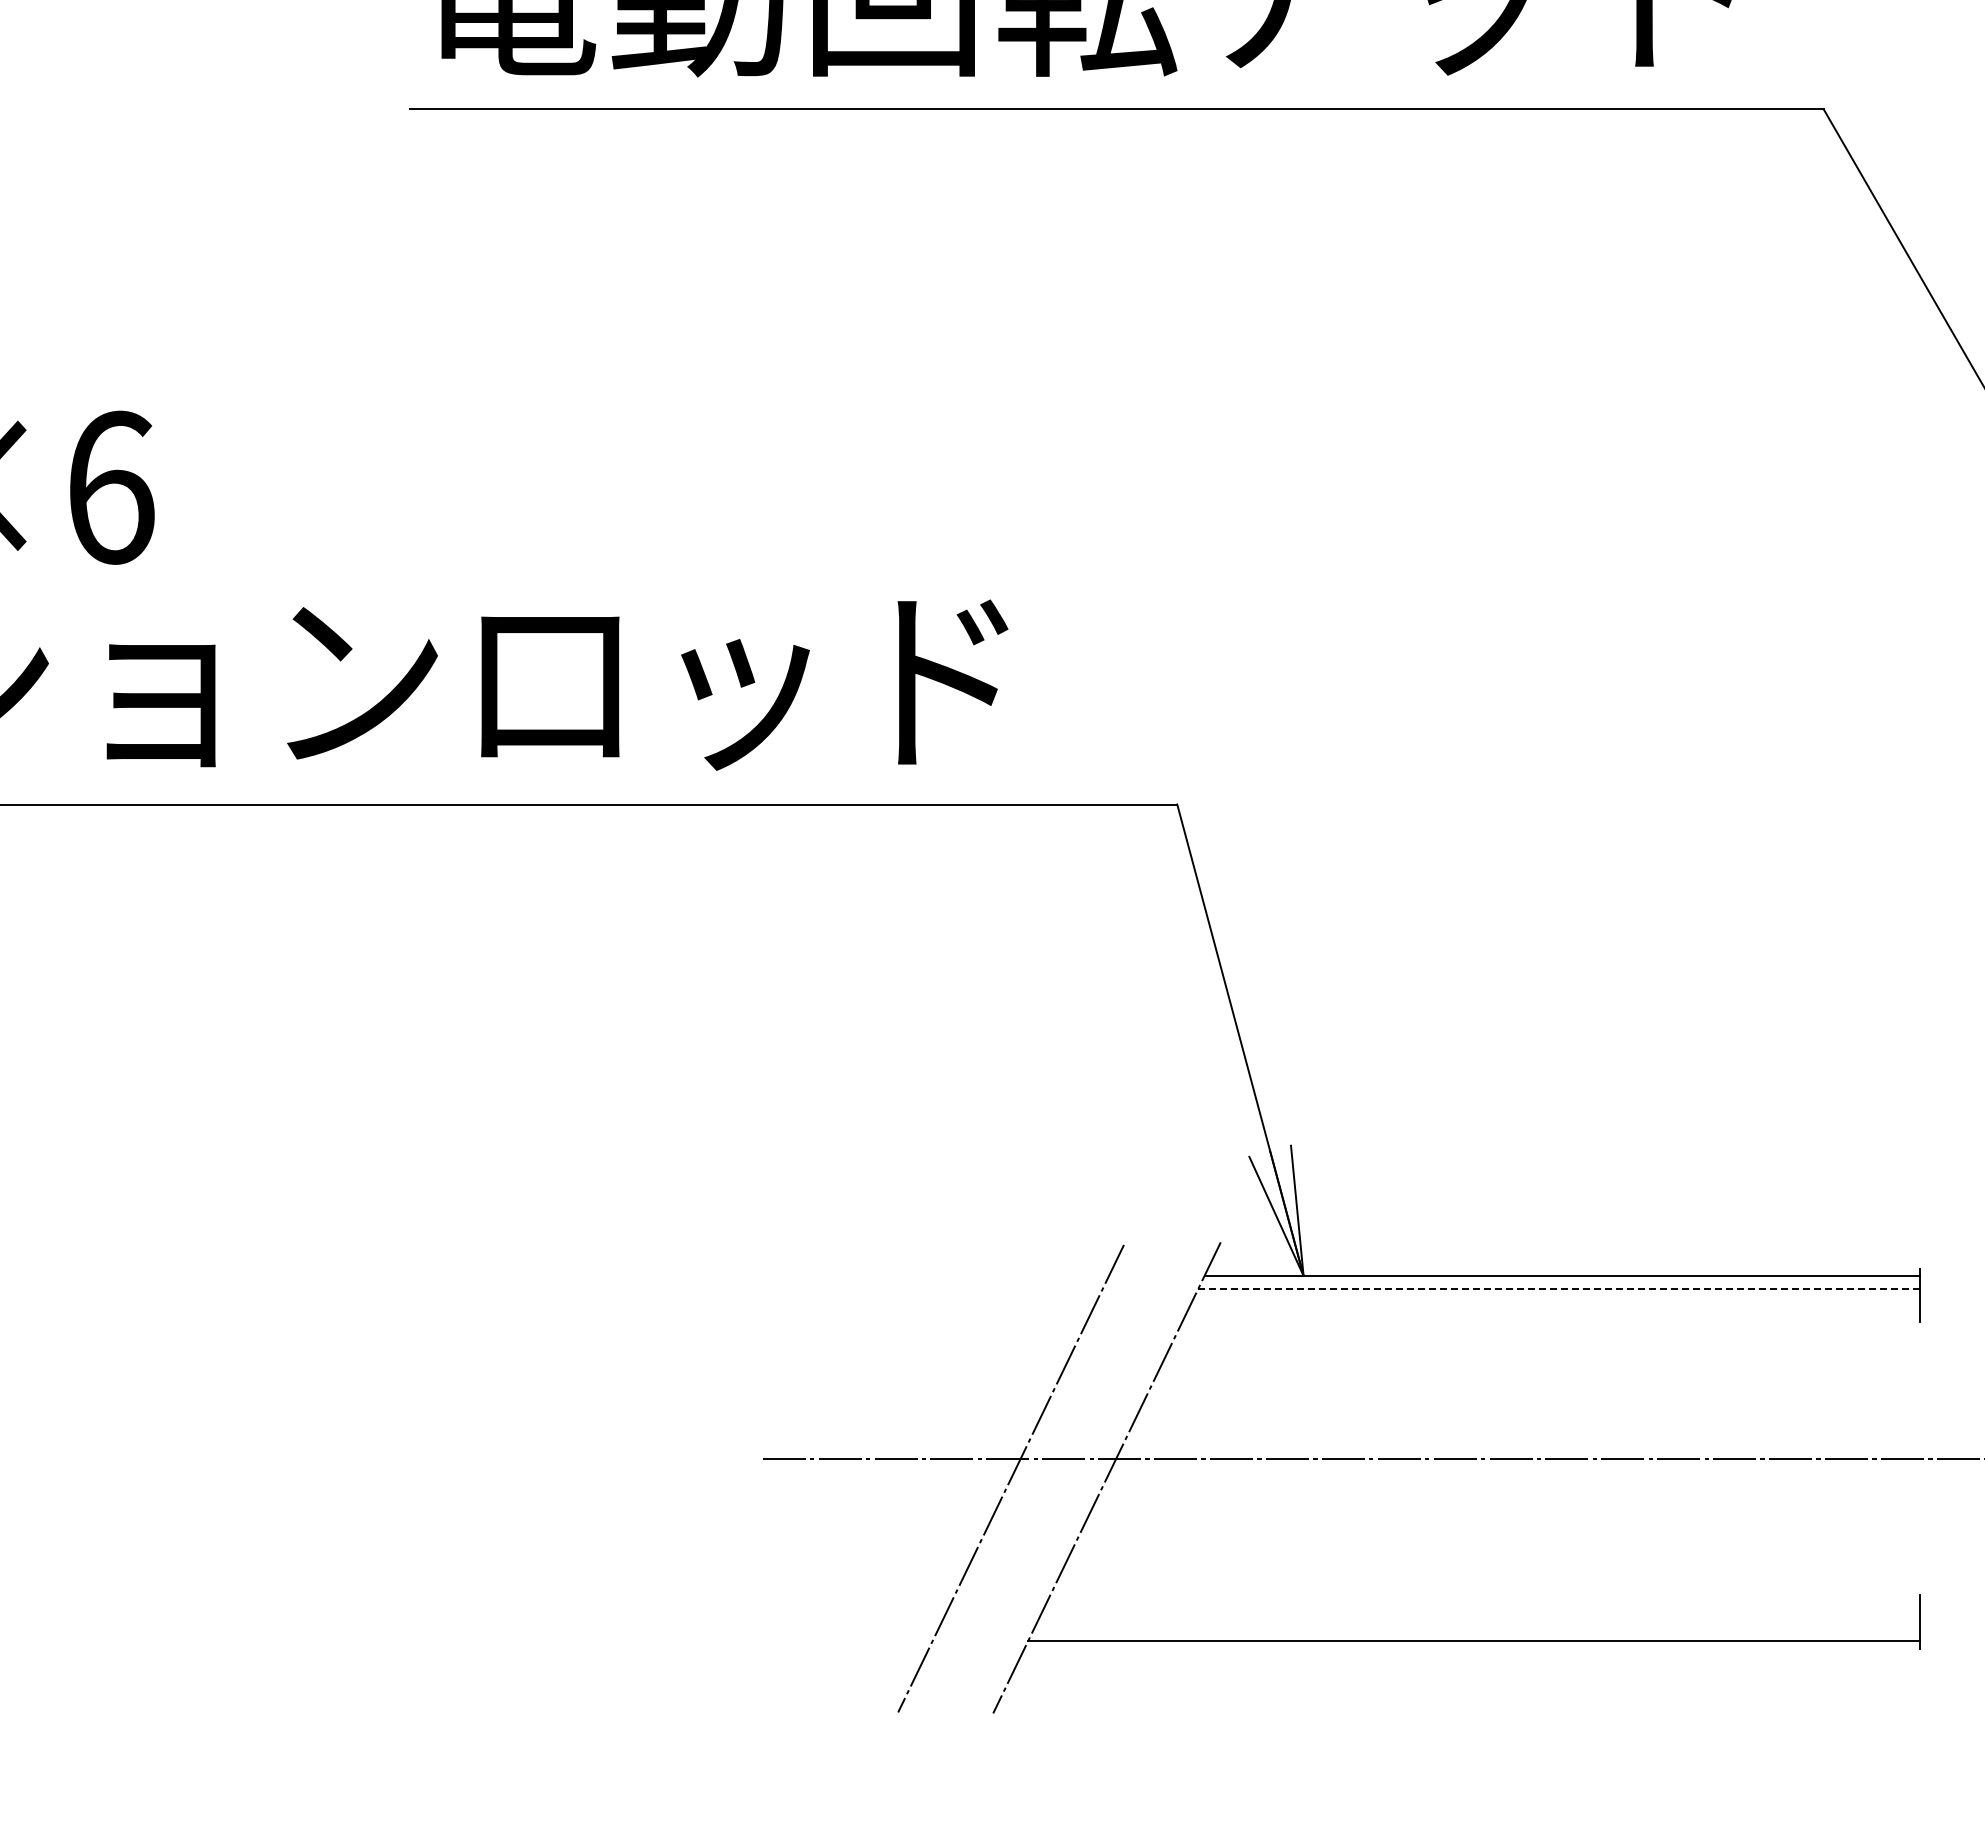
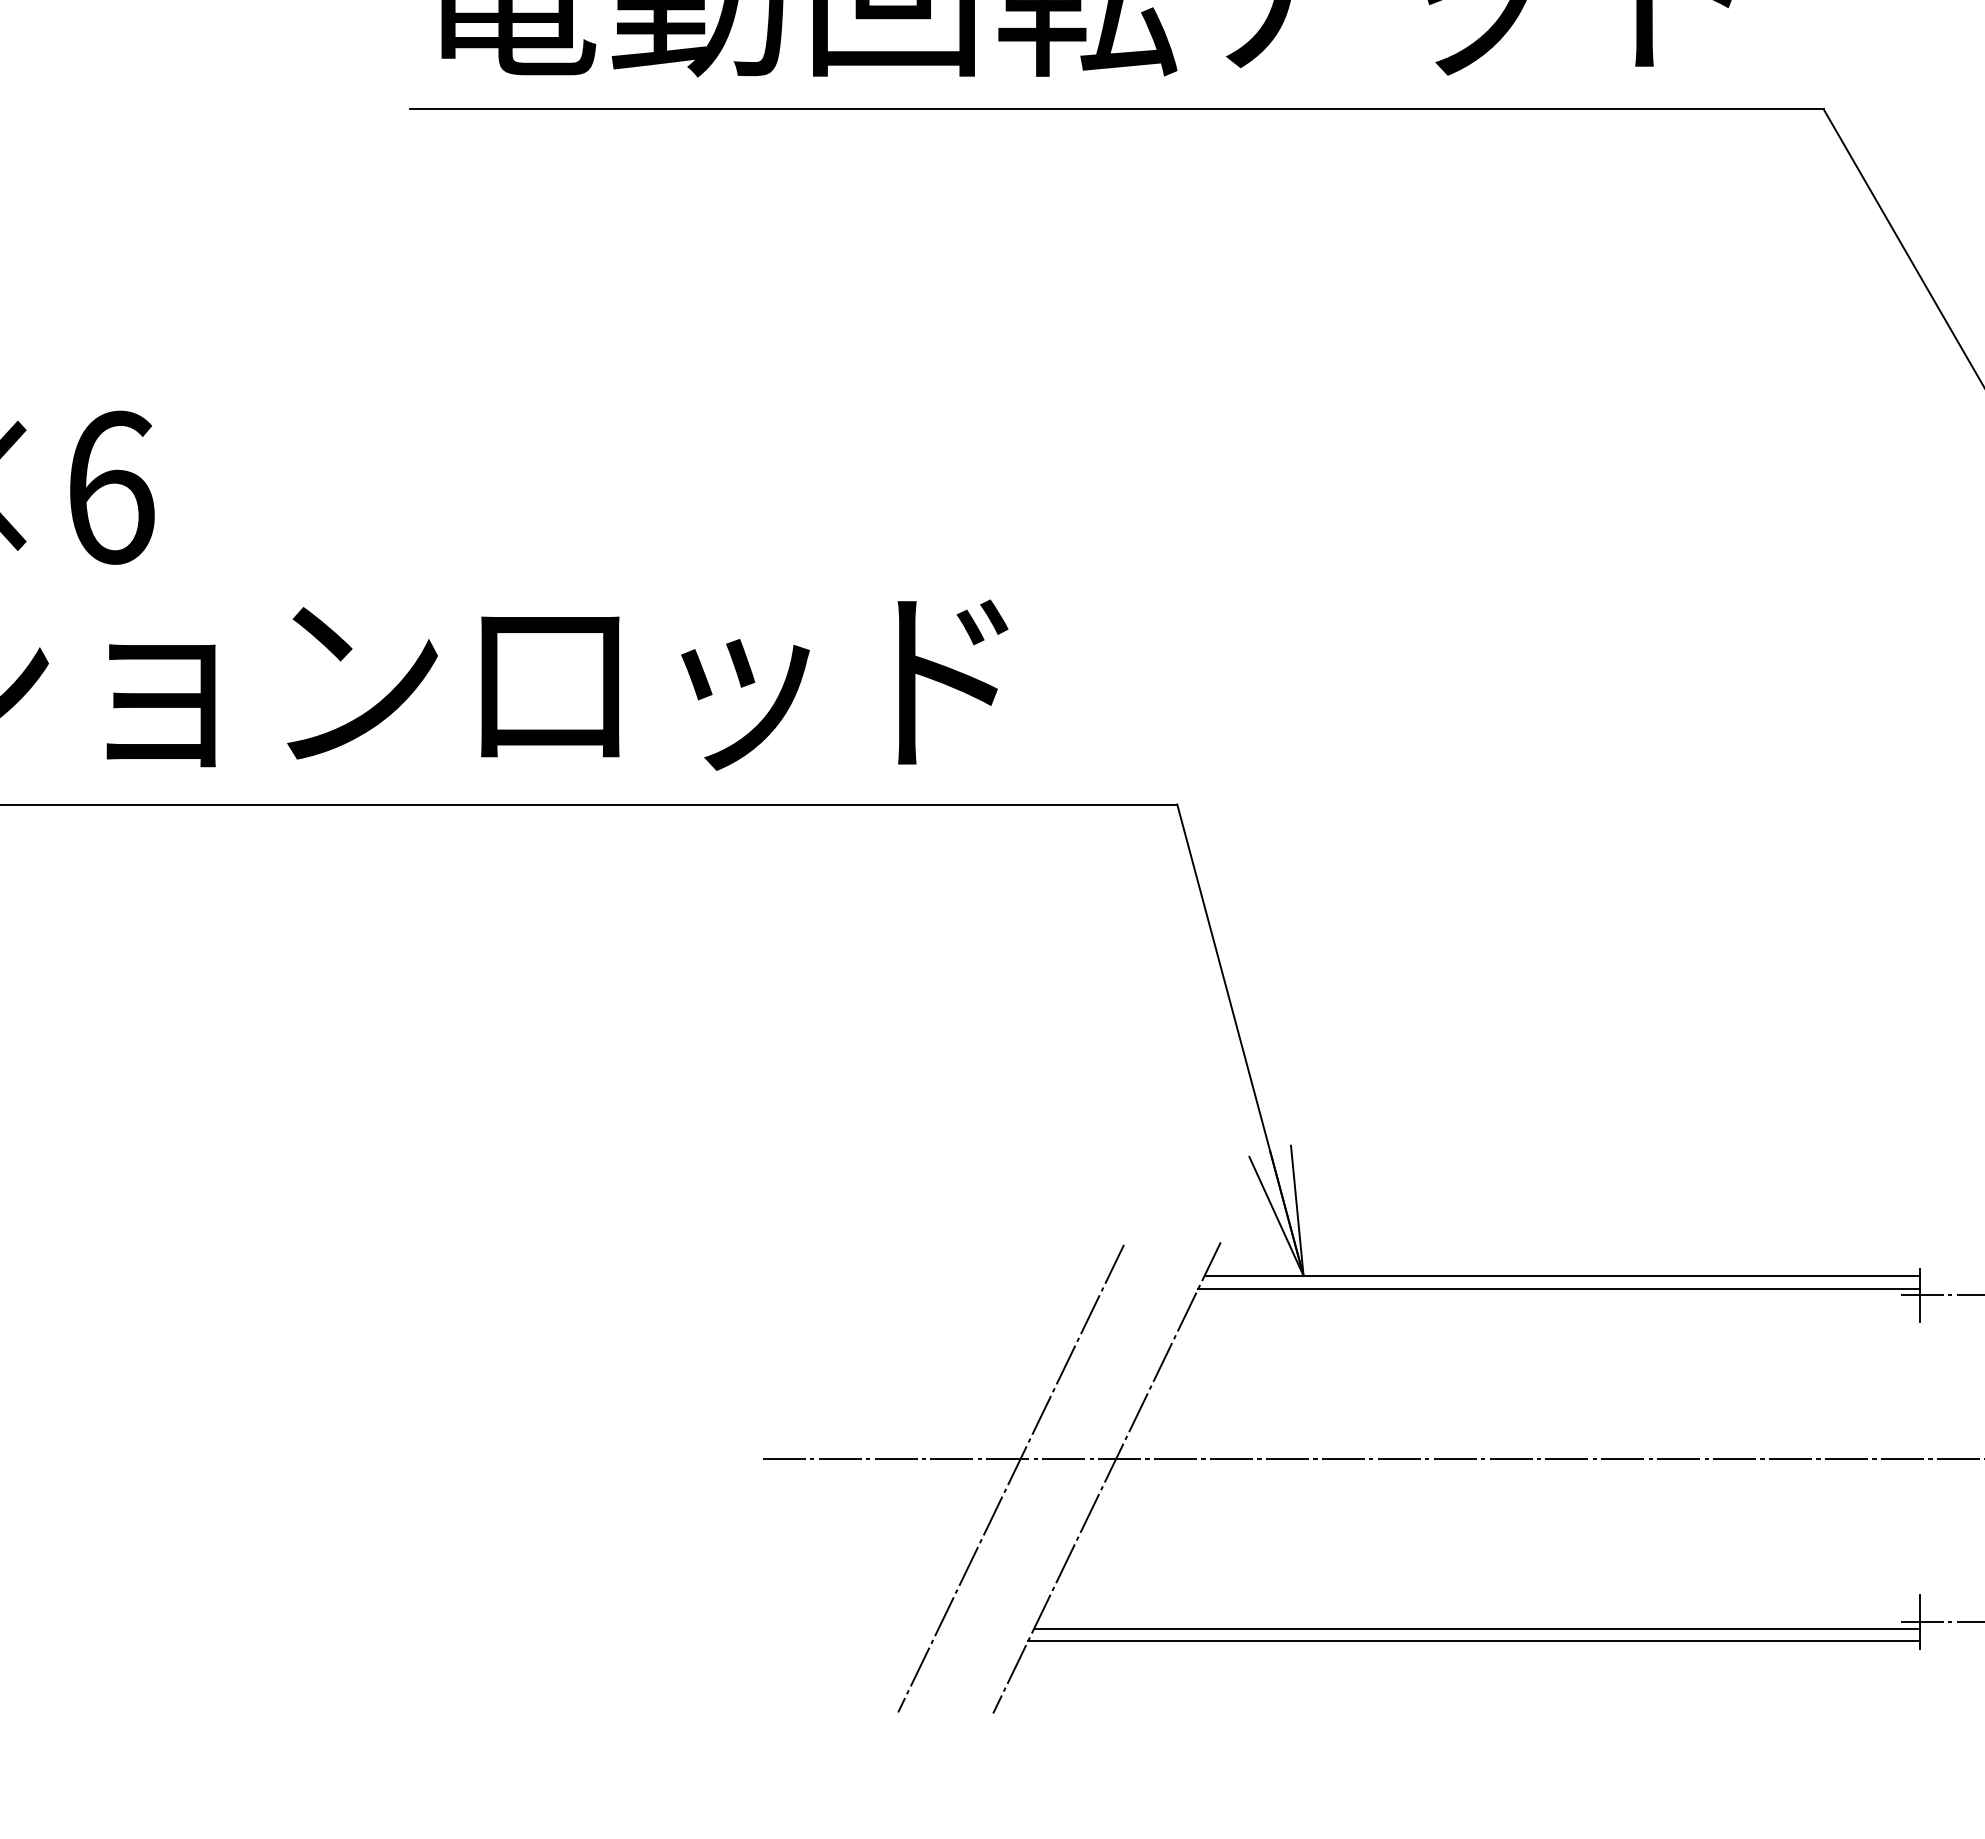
line: dashed -> solid (1558, 1288)
line: none -> present (1940, 1295)
line: none -> present (1940, 1622)
line: none -> present (1476, 1628)
